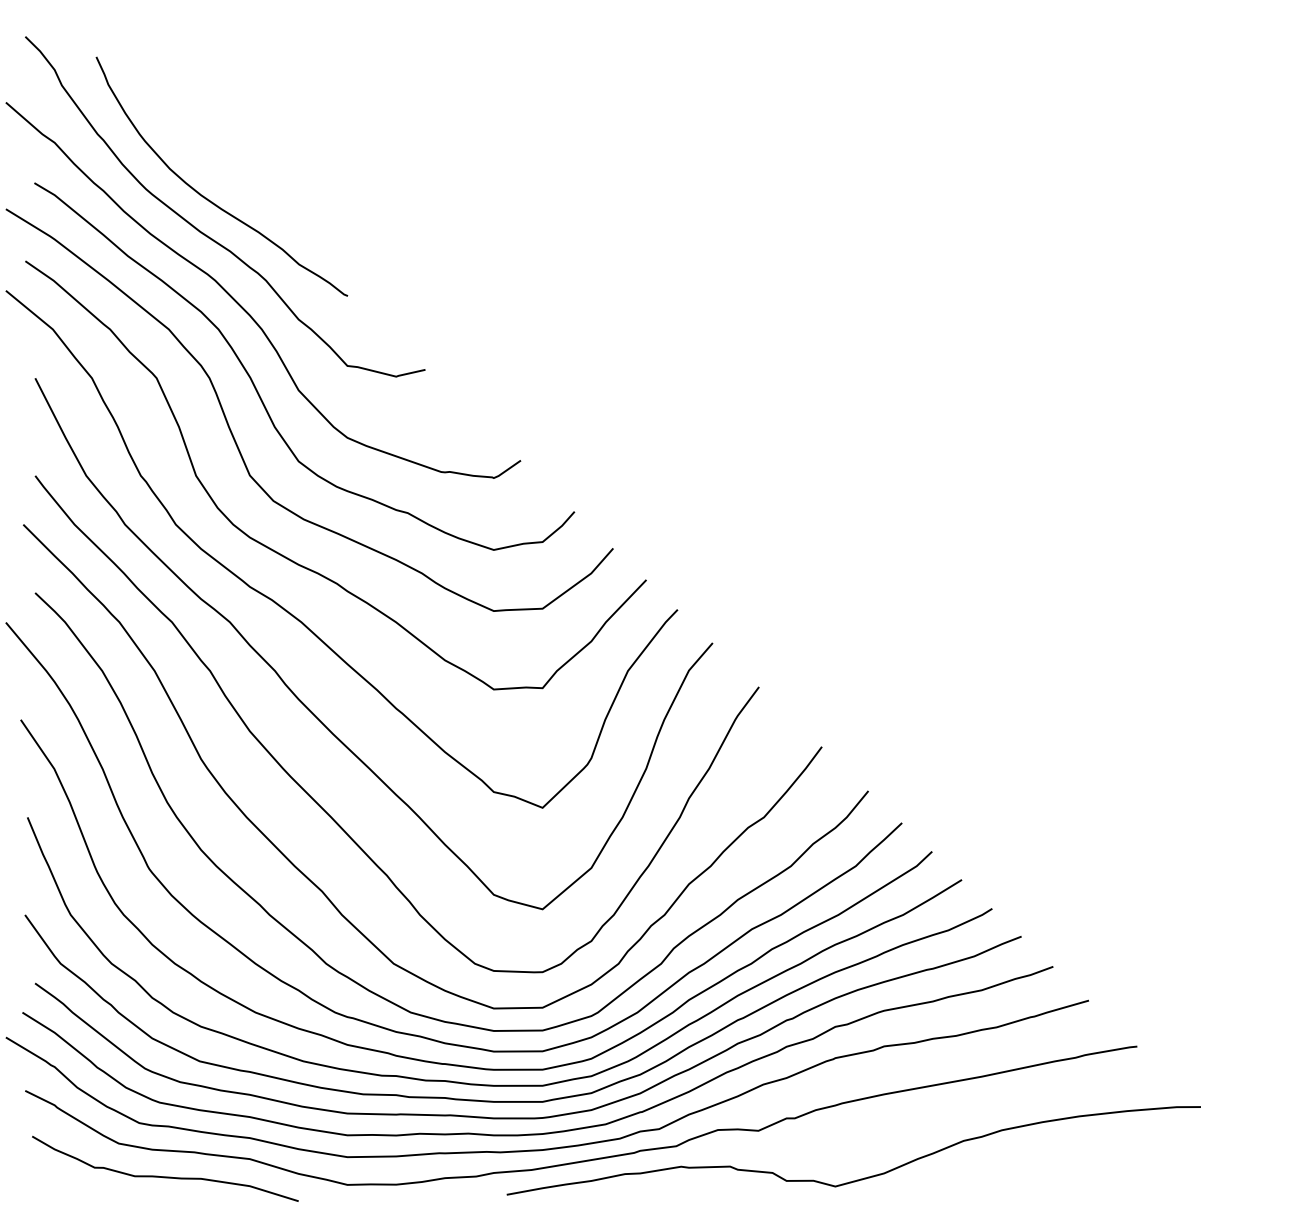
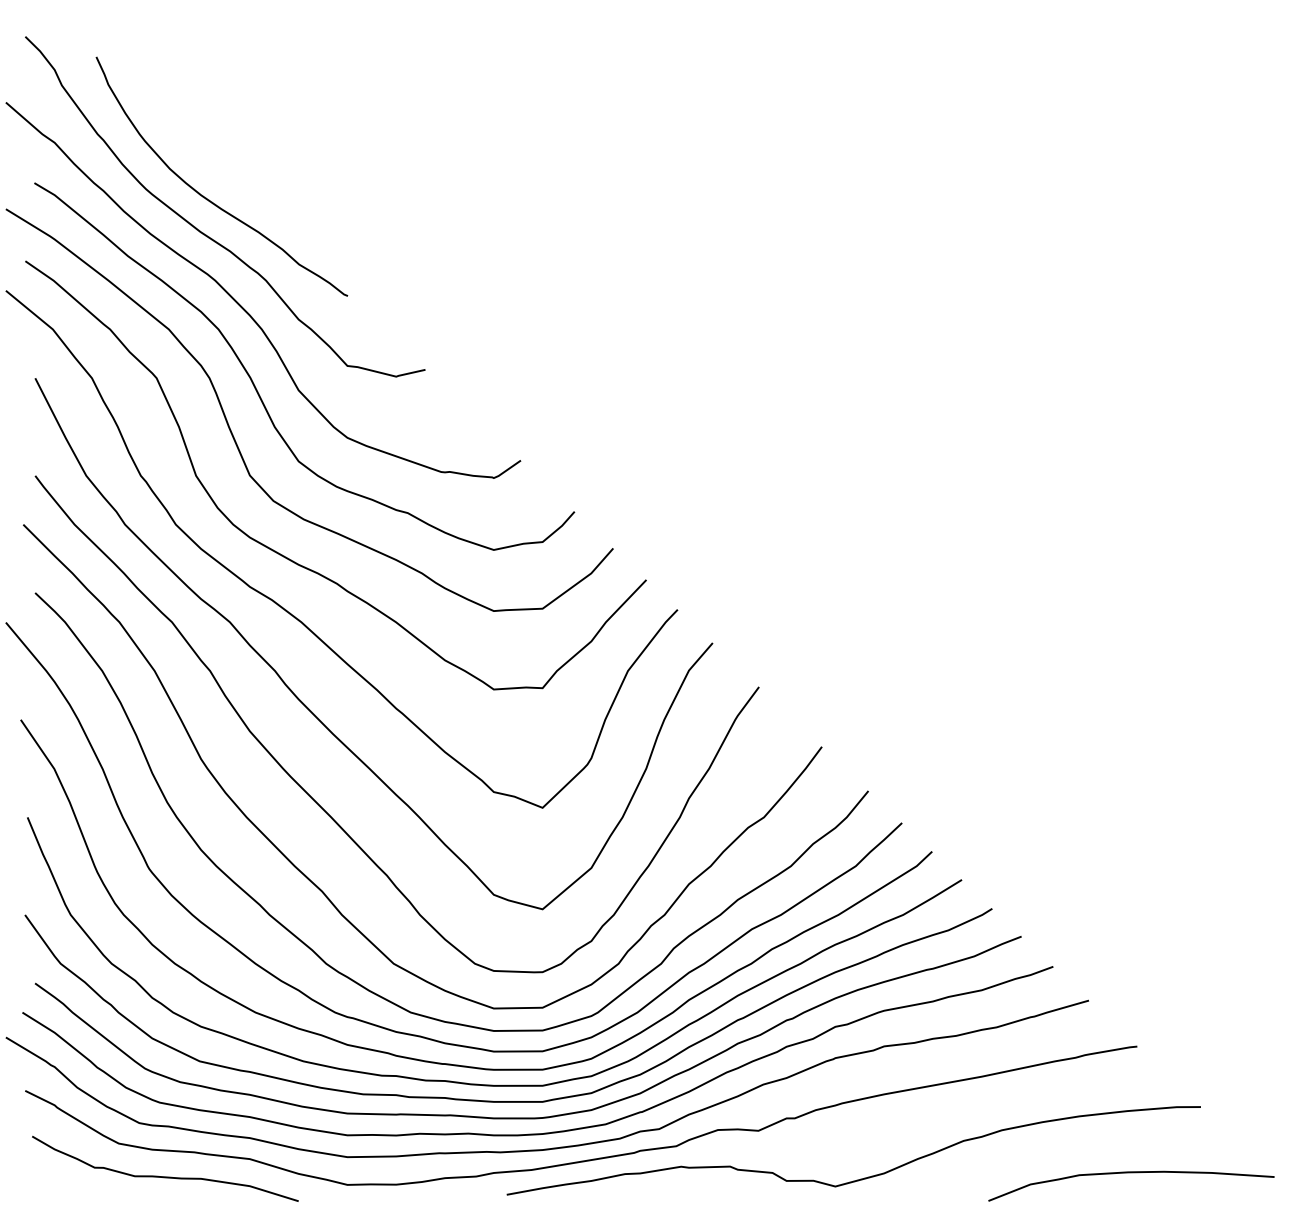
curve: none -> present (1131, 1173)
